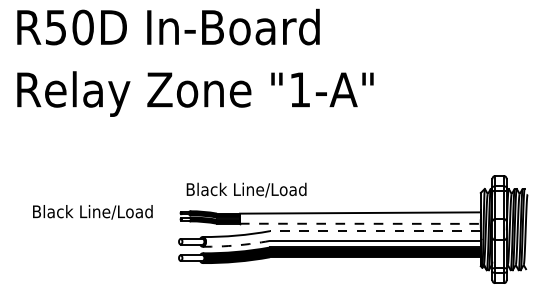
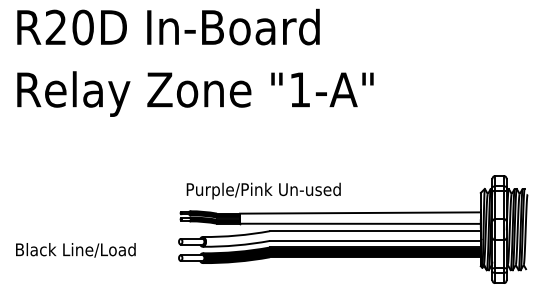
text: R50D -> R20D (55, 27)
text: Black Line/Load -> Purple/Pink Un-used (264, 190)
text position: (92, 212) -> (75, 250) (75, 250)
line: dashed -> solid (360, 223)
line: dashed -> solid (374, 231)
arc: dashed -> solid (236, 245)
